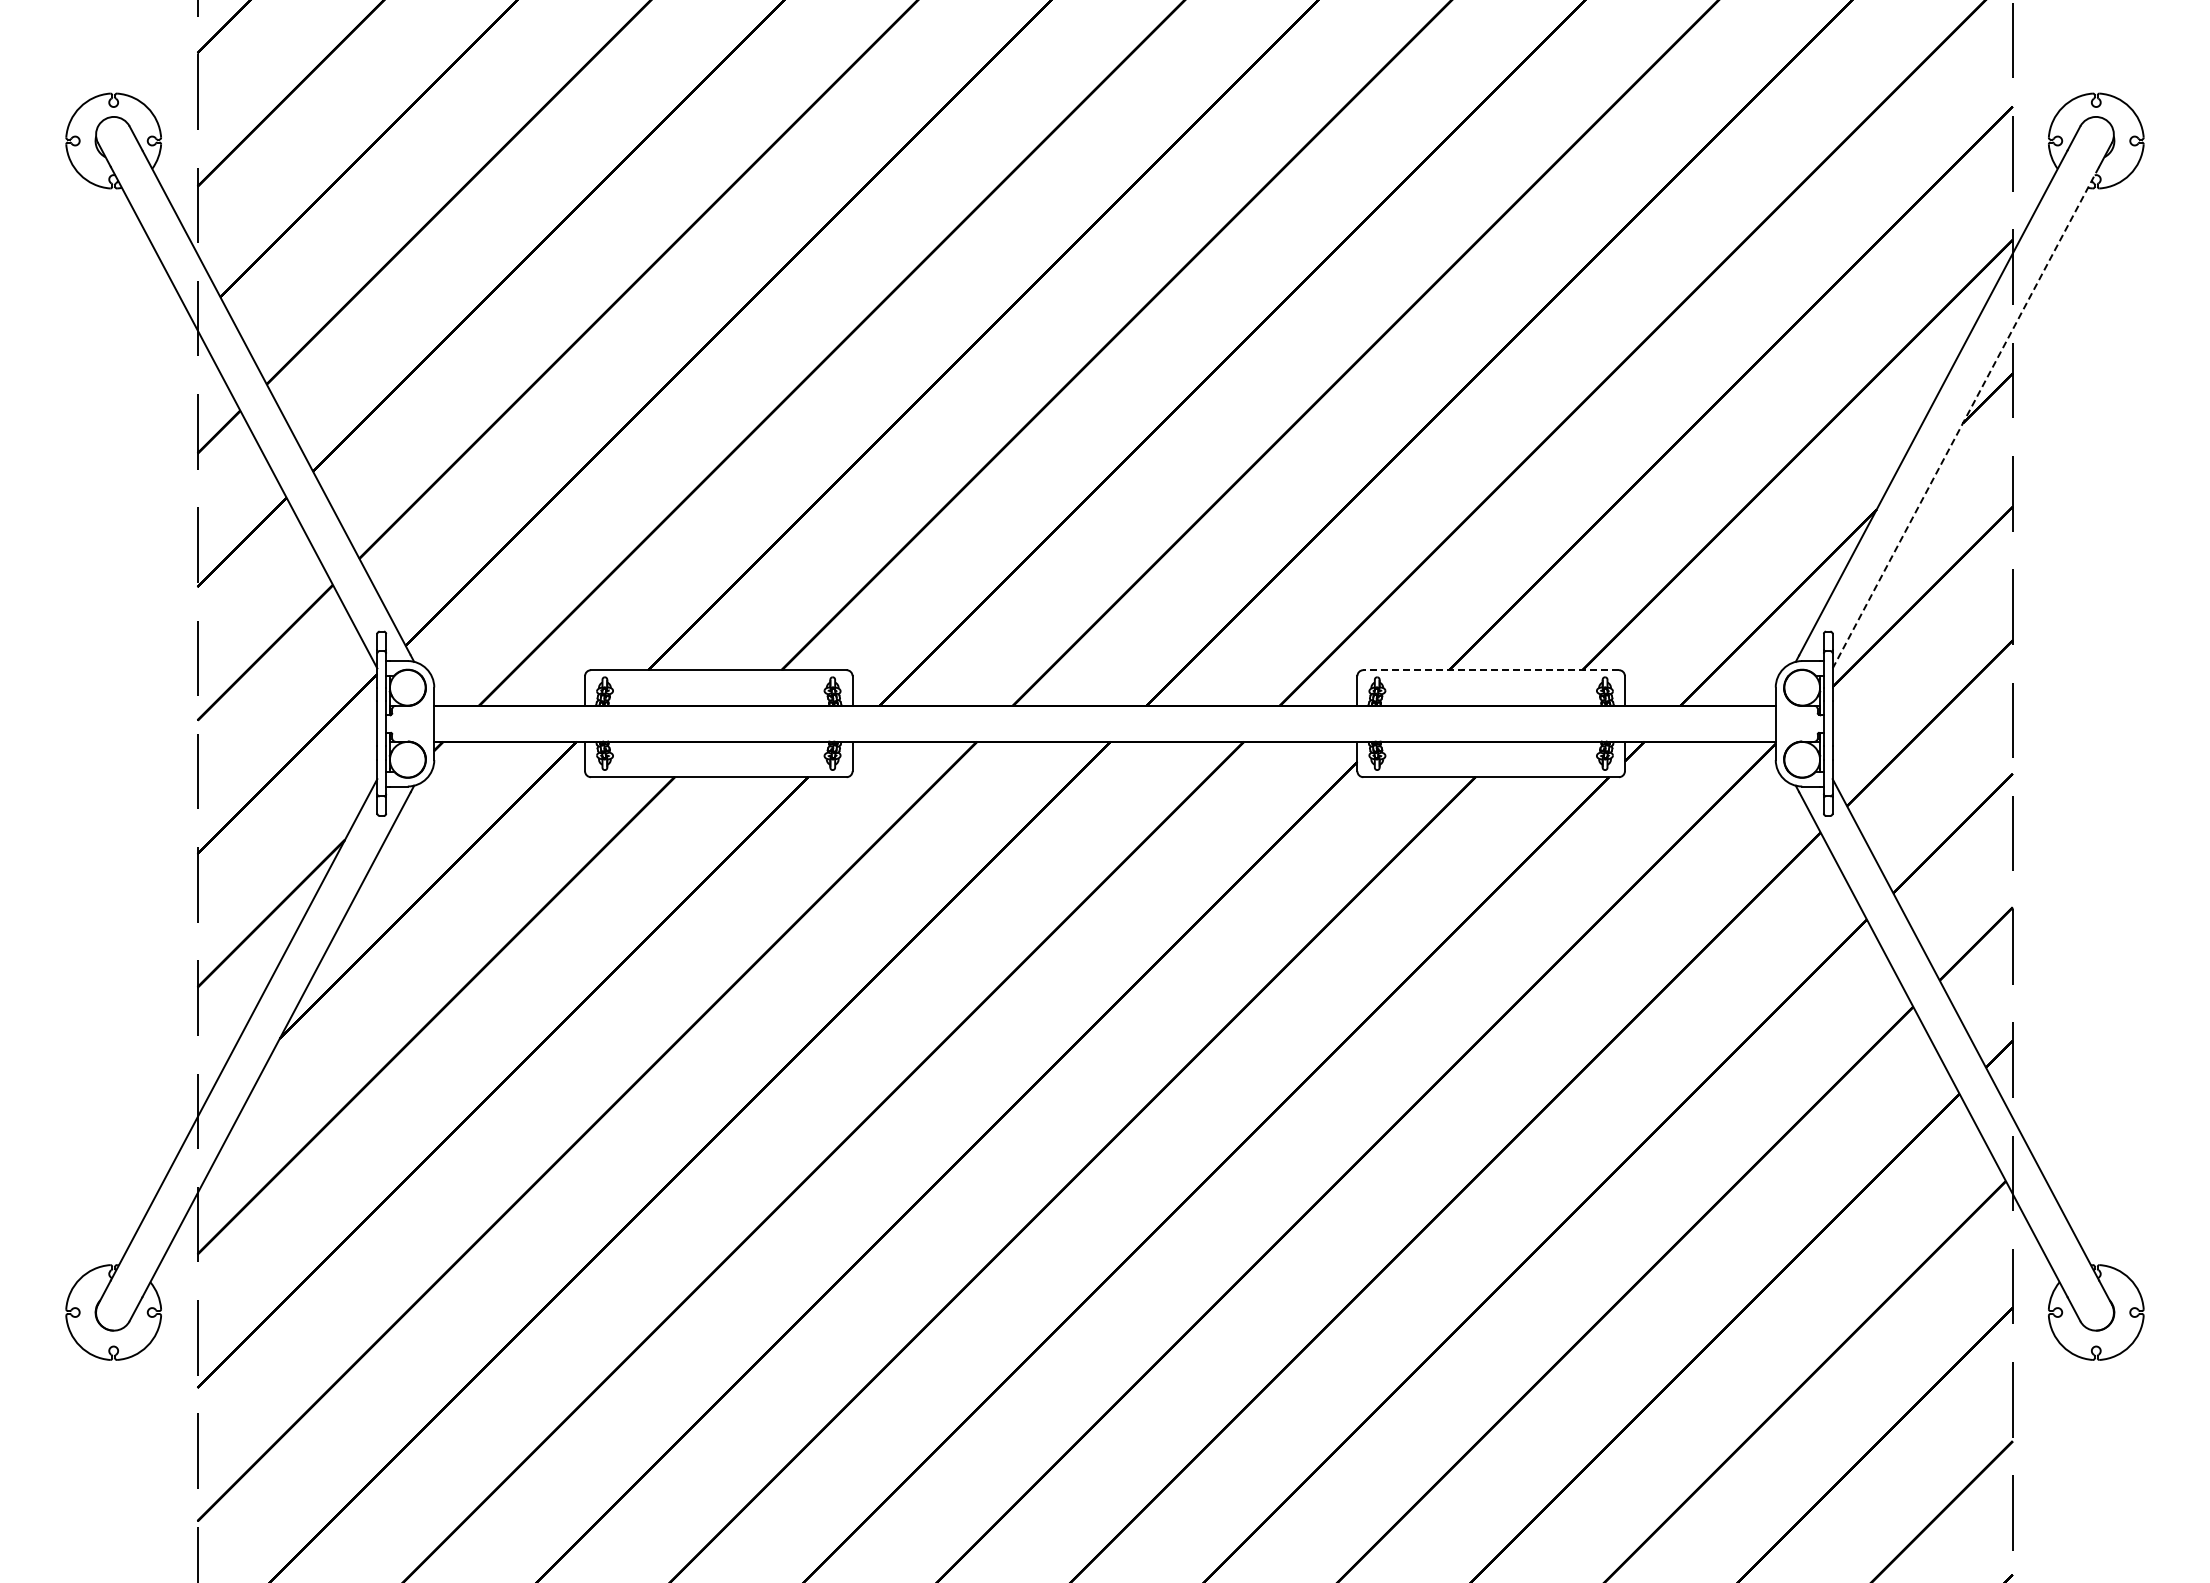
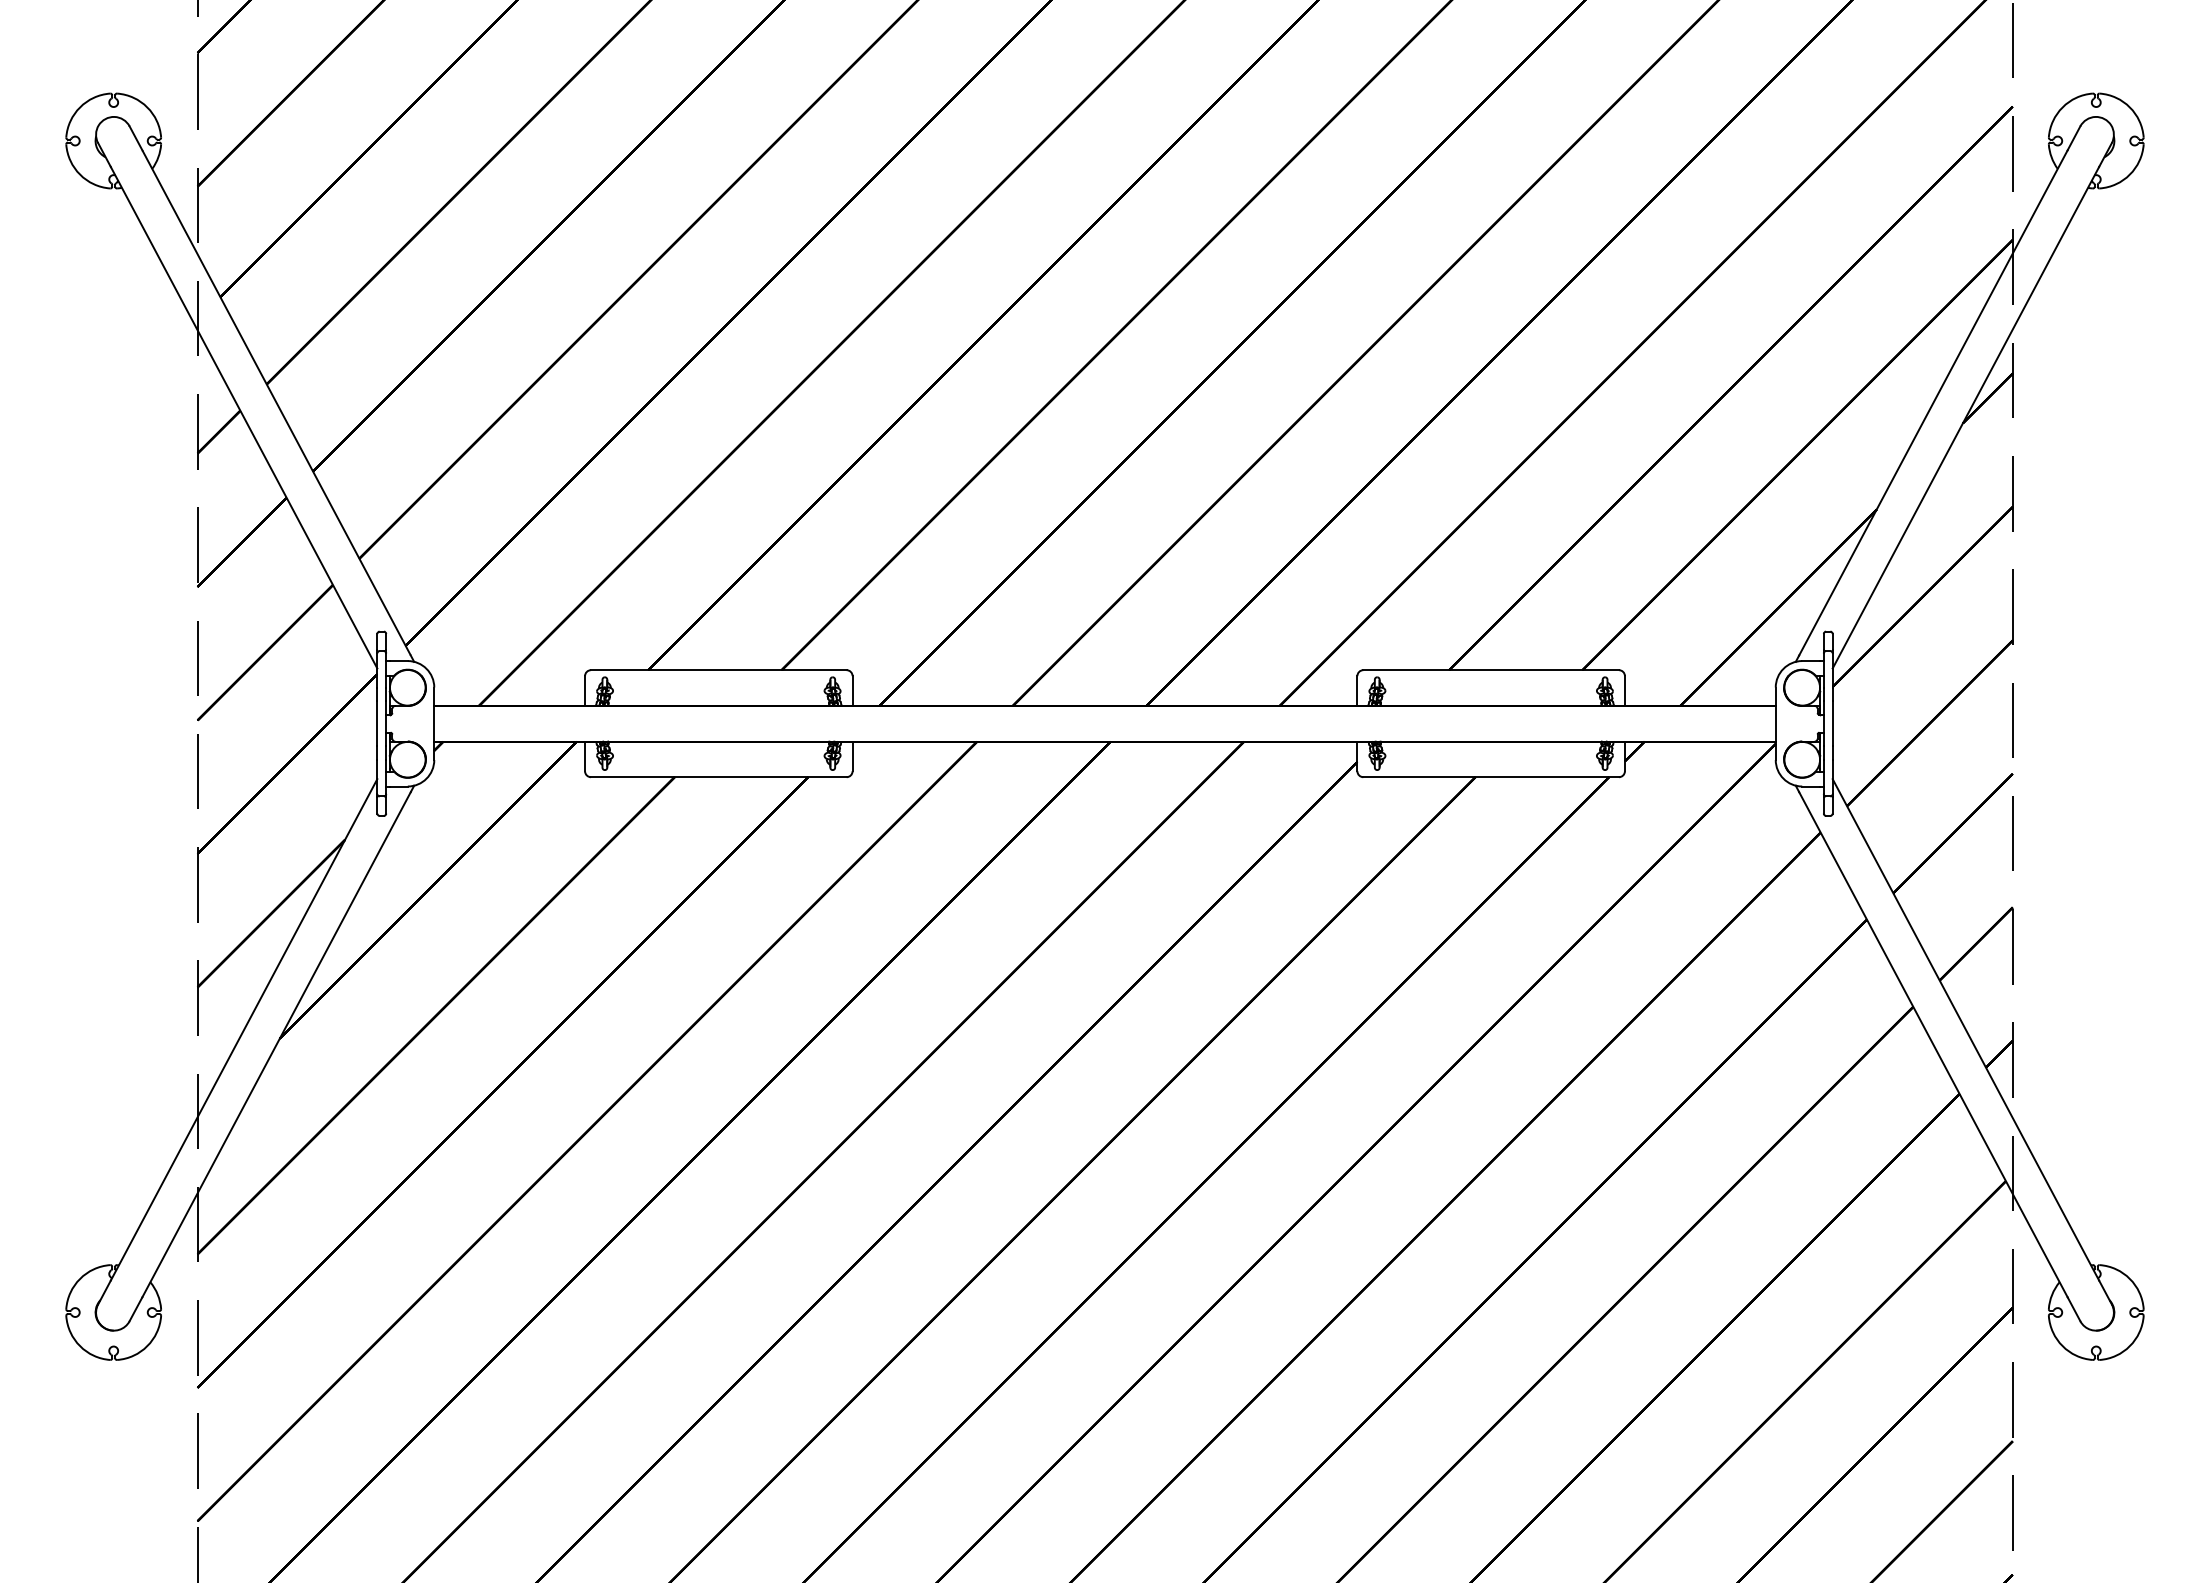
line: dashed -> solid (1965, 417)
line: dashed -> solid (1491, 670)
